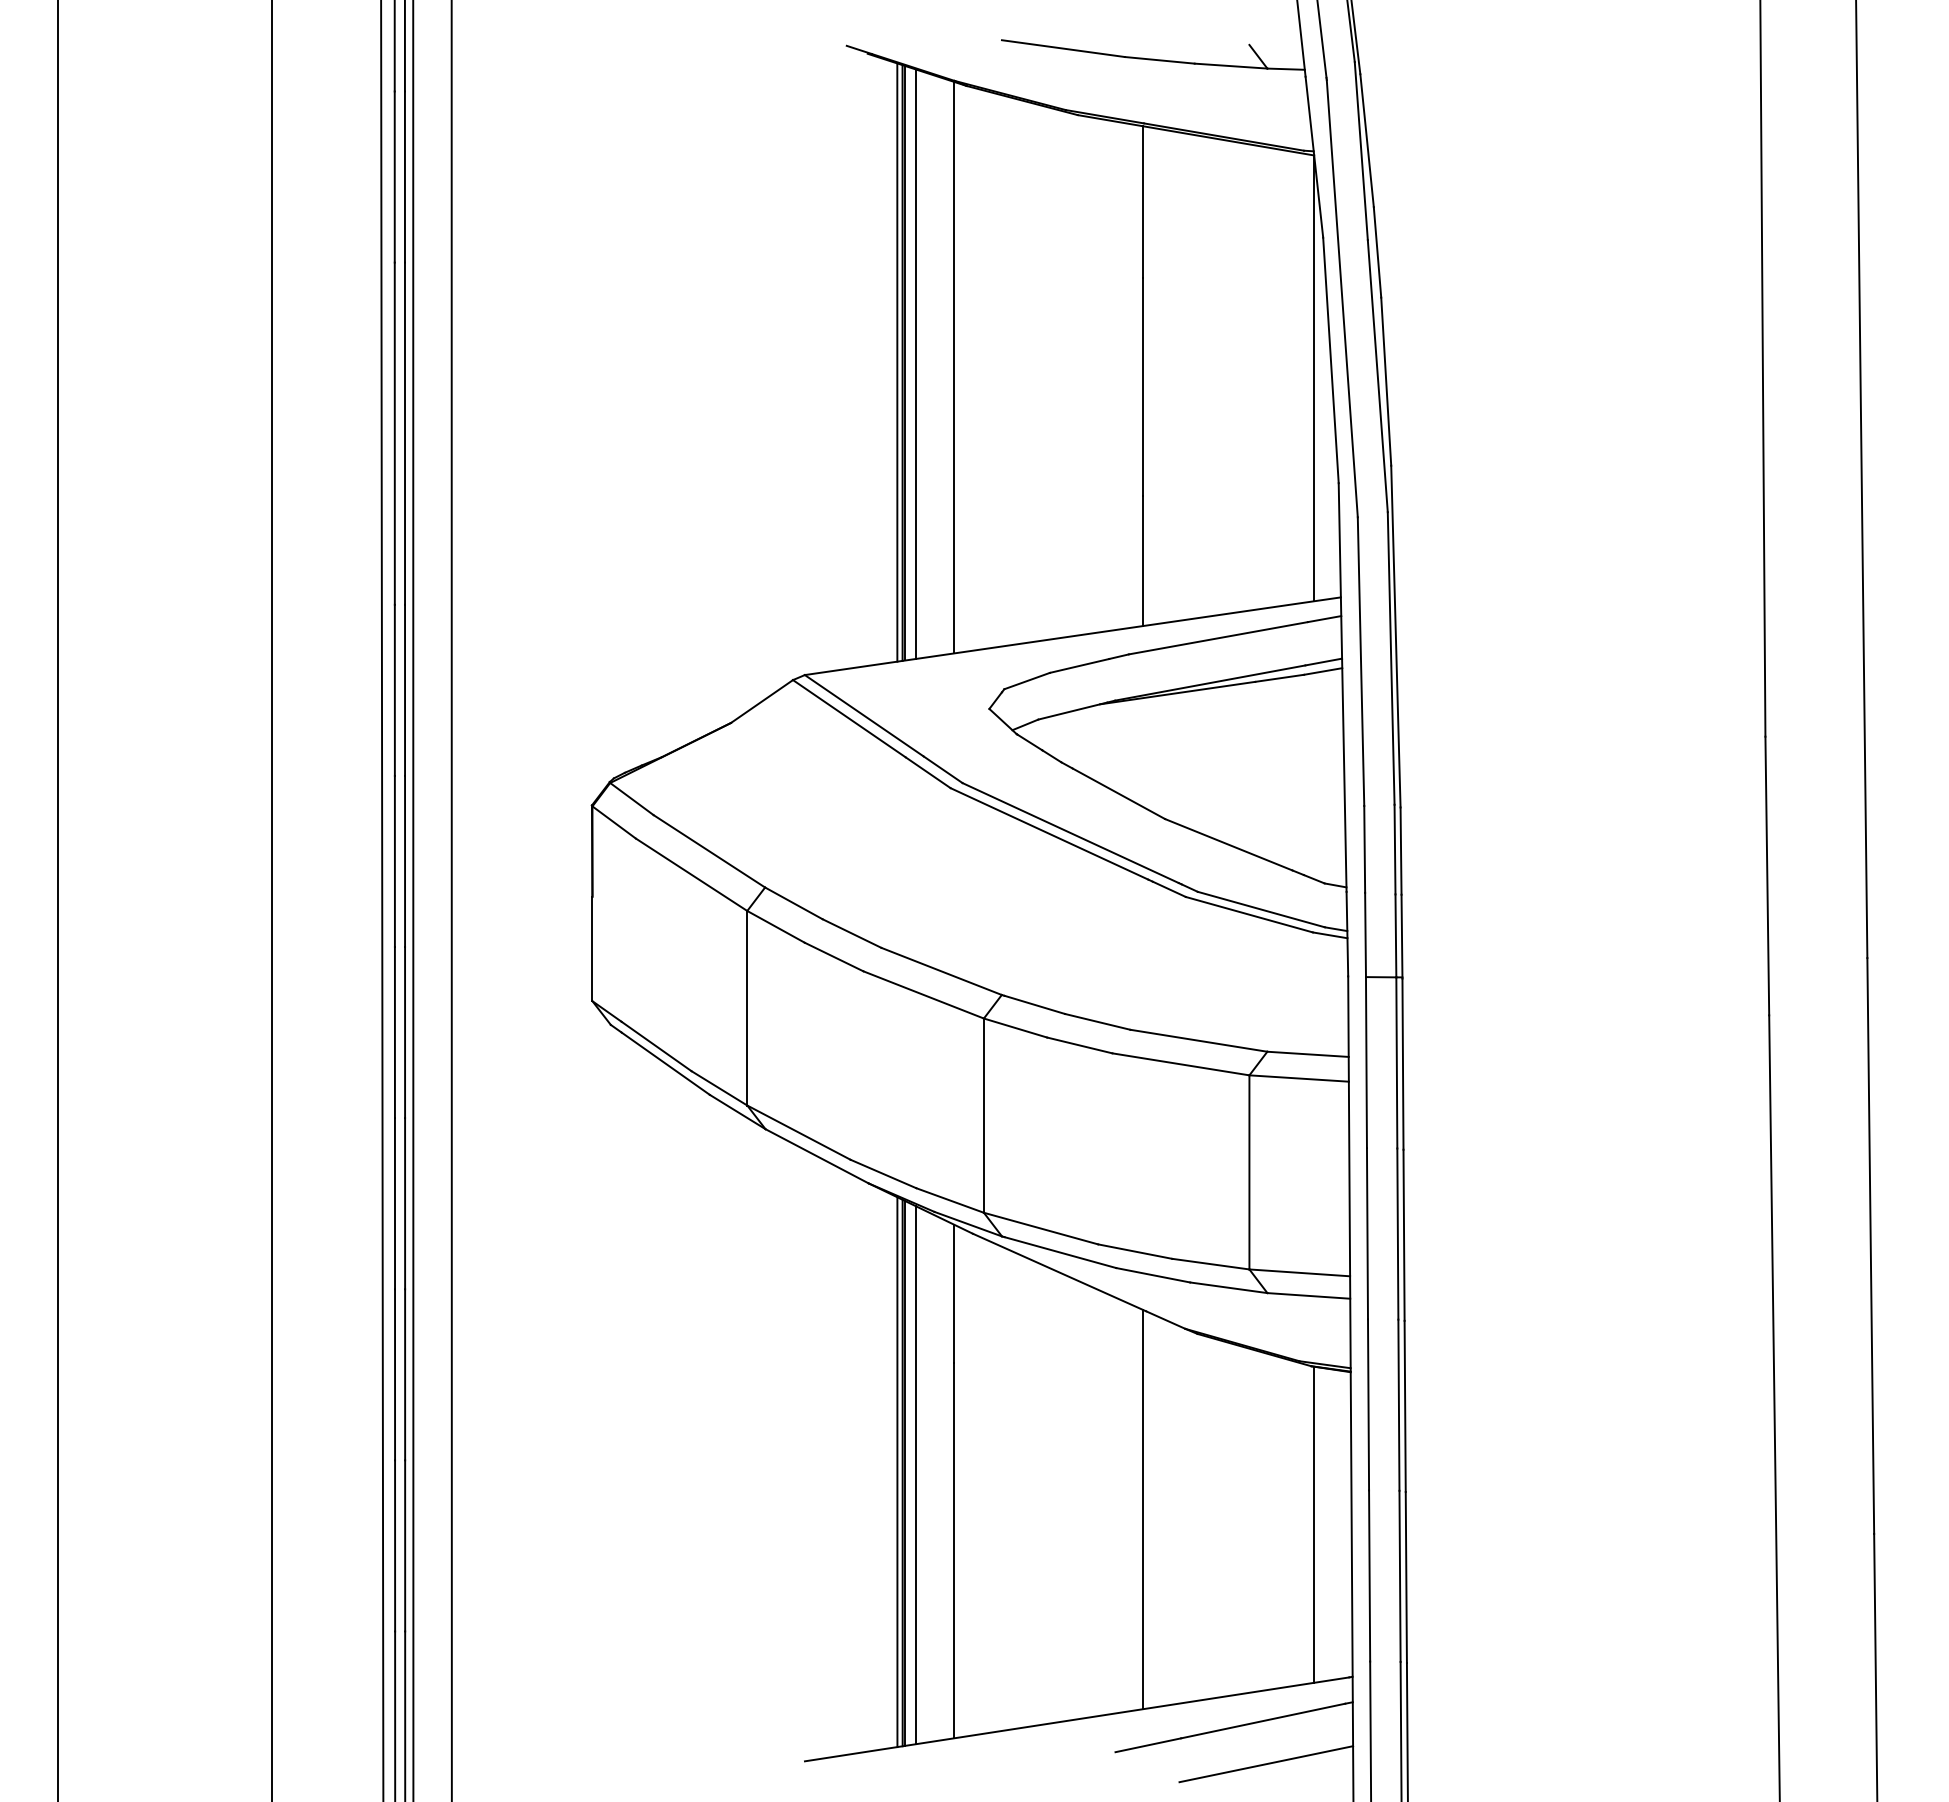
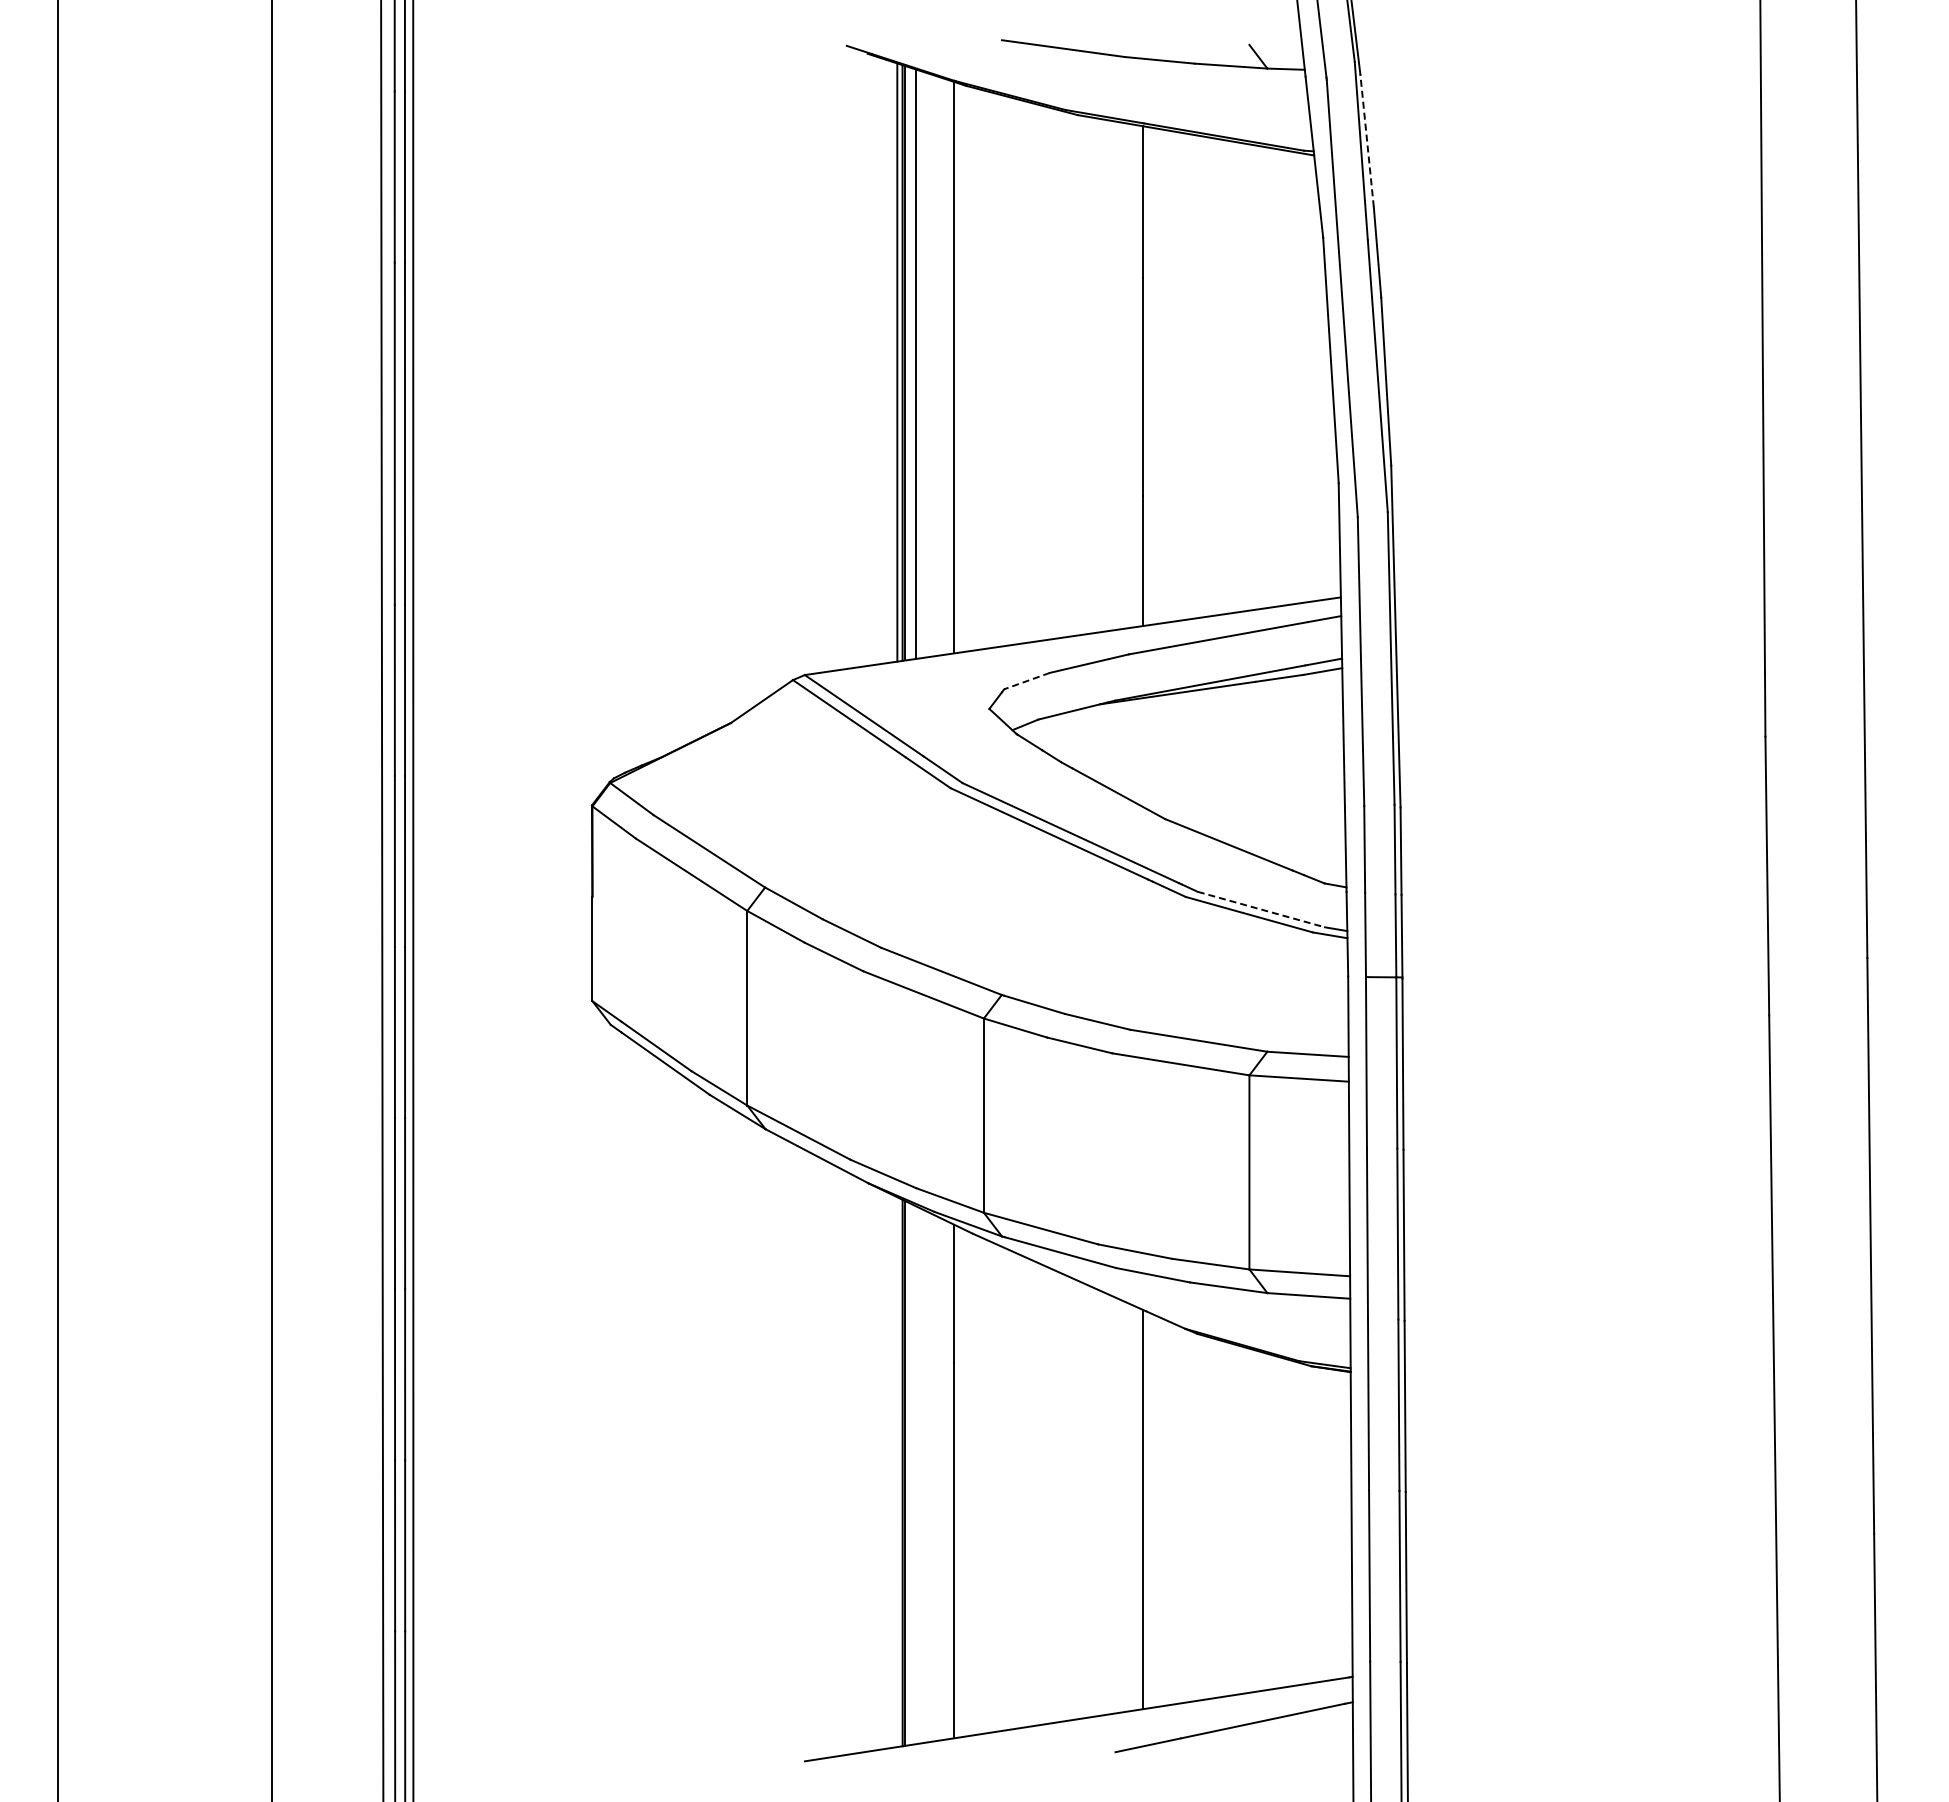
line: solid -> dashed (1367, 140)
line: present -> none (1314, 379)
line: solid -> dashed (1026, 681)
line: present -> none (451, 900)
line: solid -> dashed (1261, 909)
line: present -> none (897, 1472)
line: present -> none (916, 1475)
line: present -> none (1314, 1524)
line: present -> none (1266, 1764)
